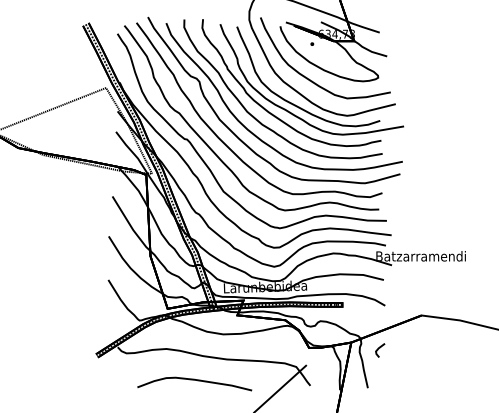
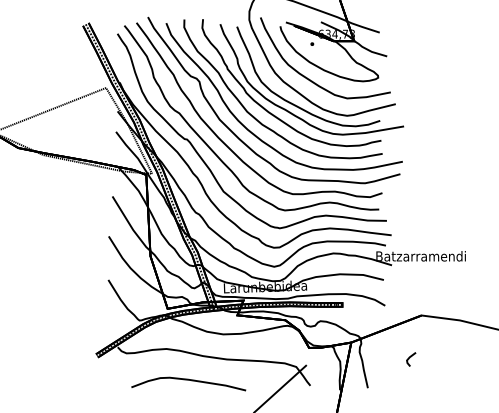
line position: (380, 348) -> (411, 357) (411, 357)
curve position: (194, 380) -> (188, 380) (188, 380)
